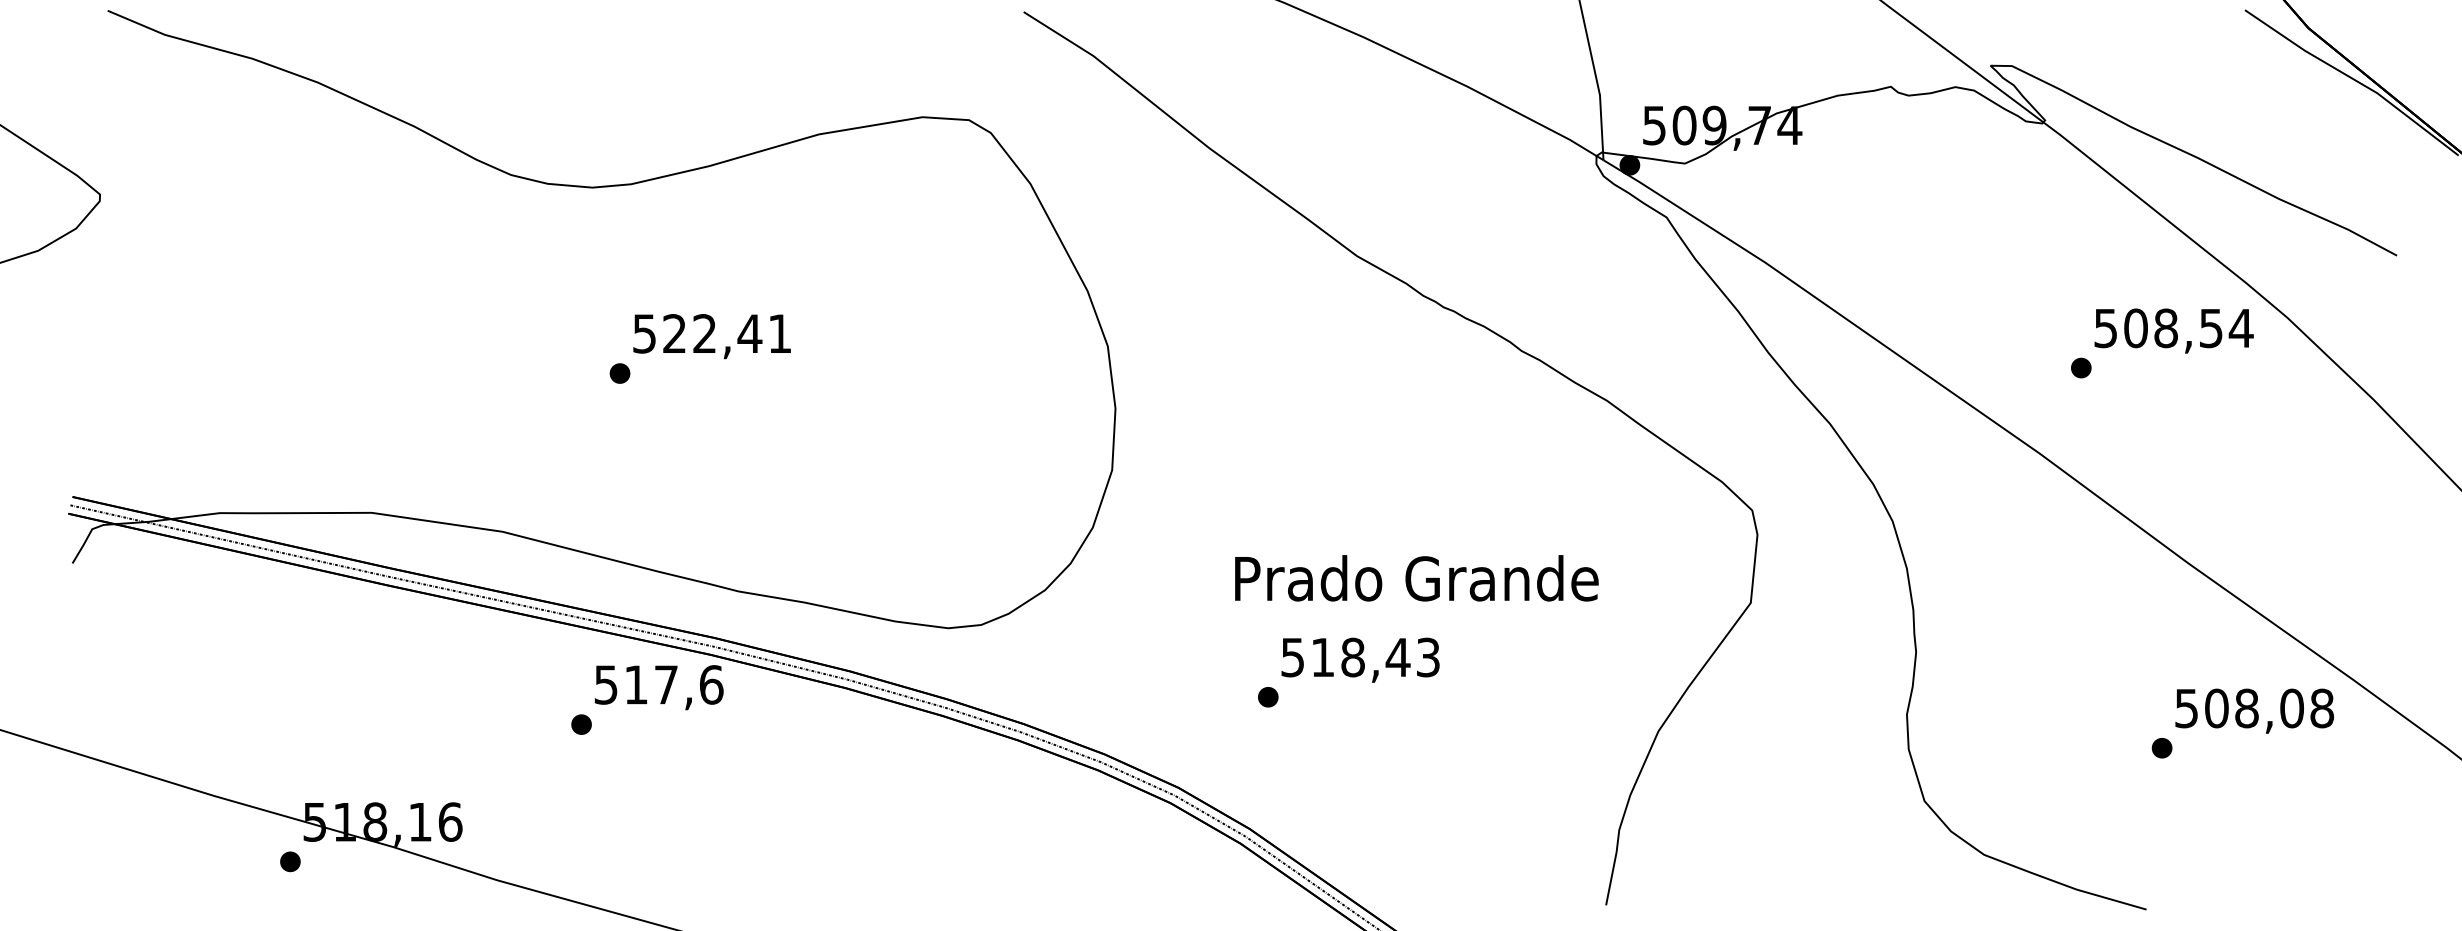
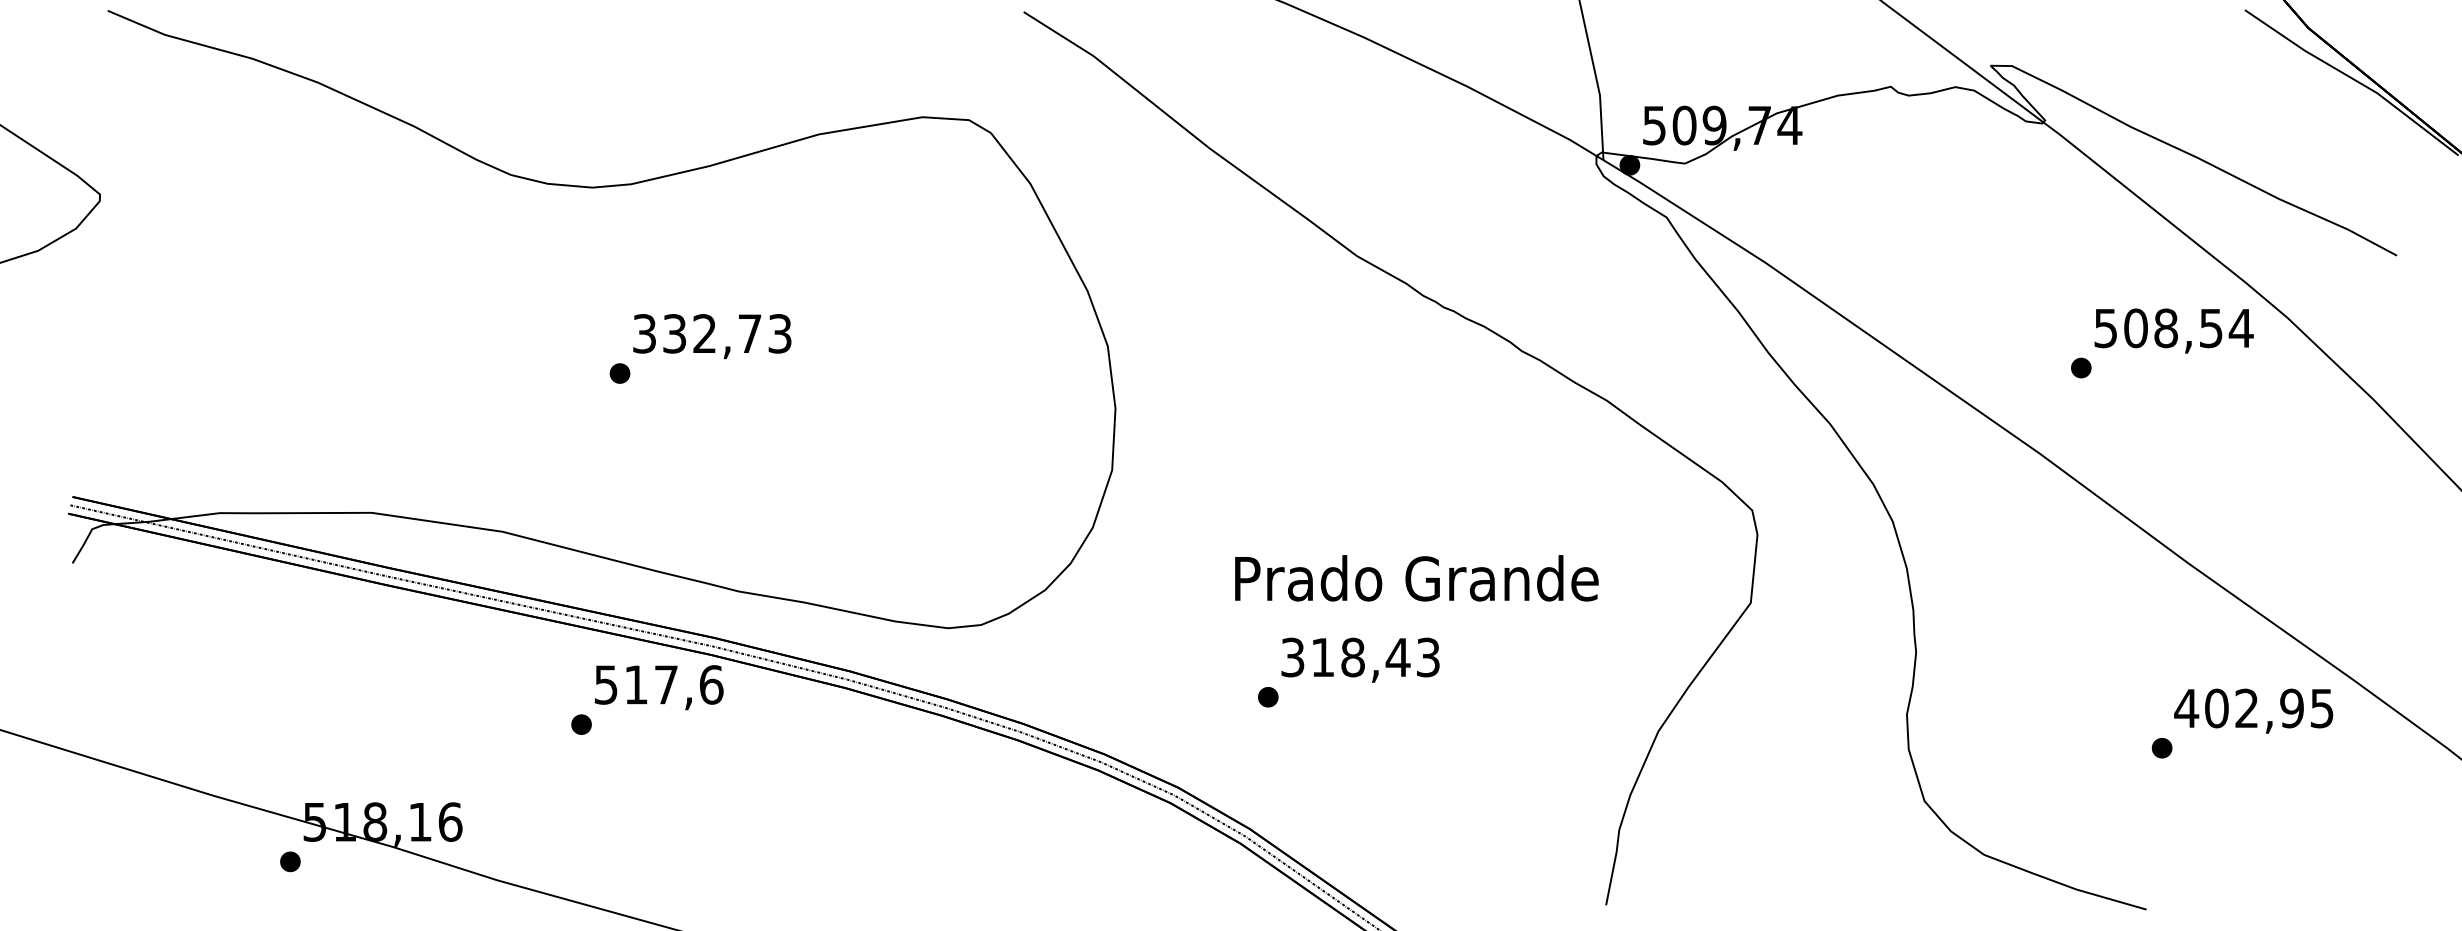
text: 522,41 -> 332,73 (712, 333)
text: 518,43 -> 318,43 (1293, 656)
text: 508,08 -> 402,95 (2254, 708)
